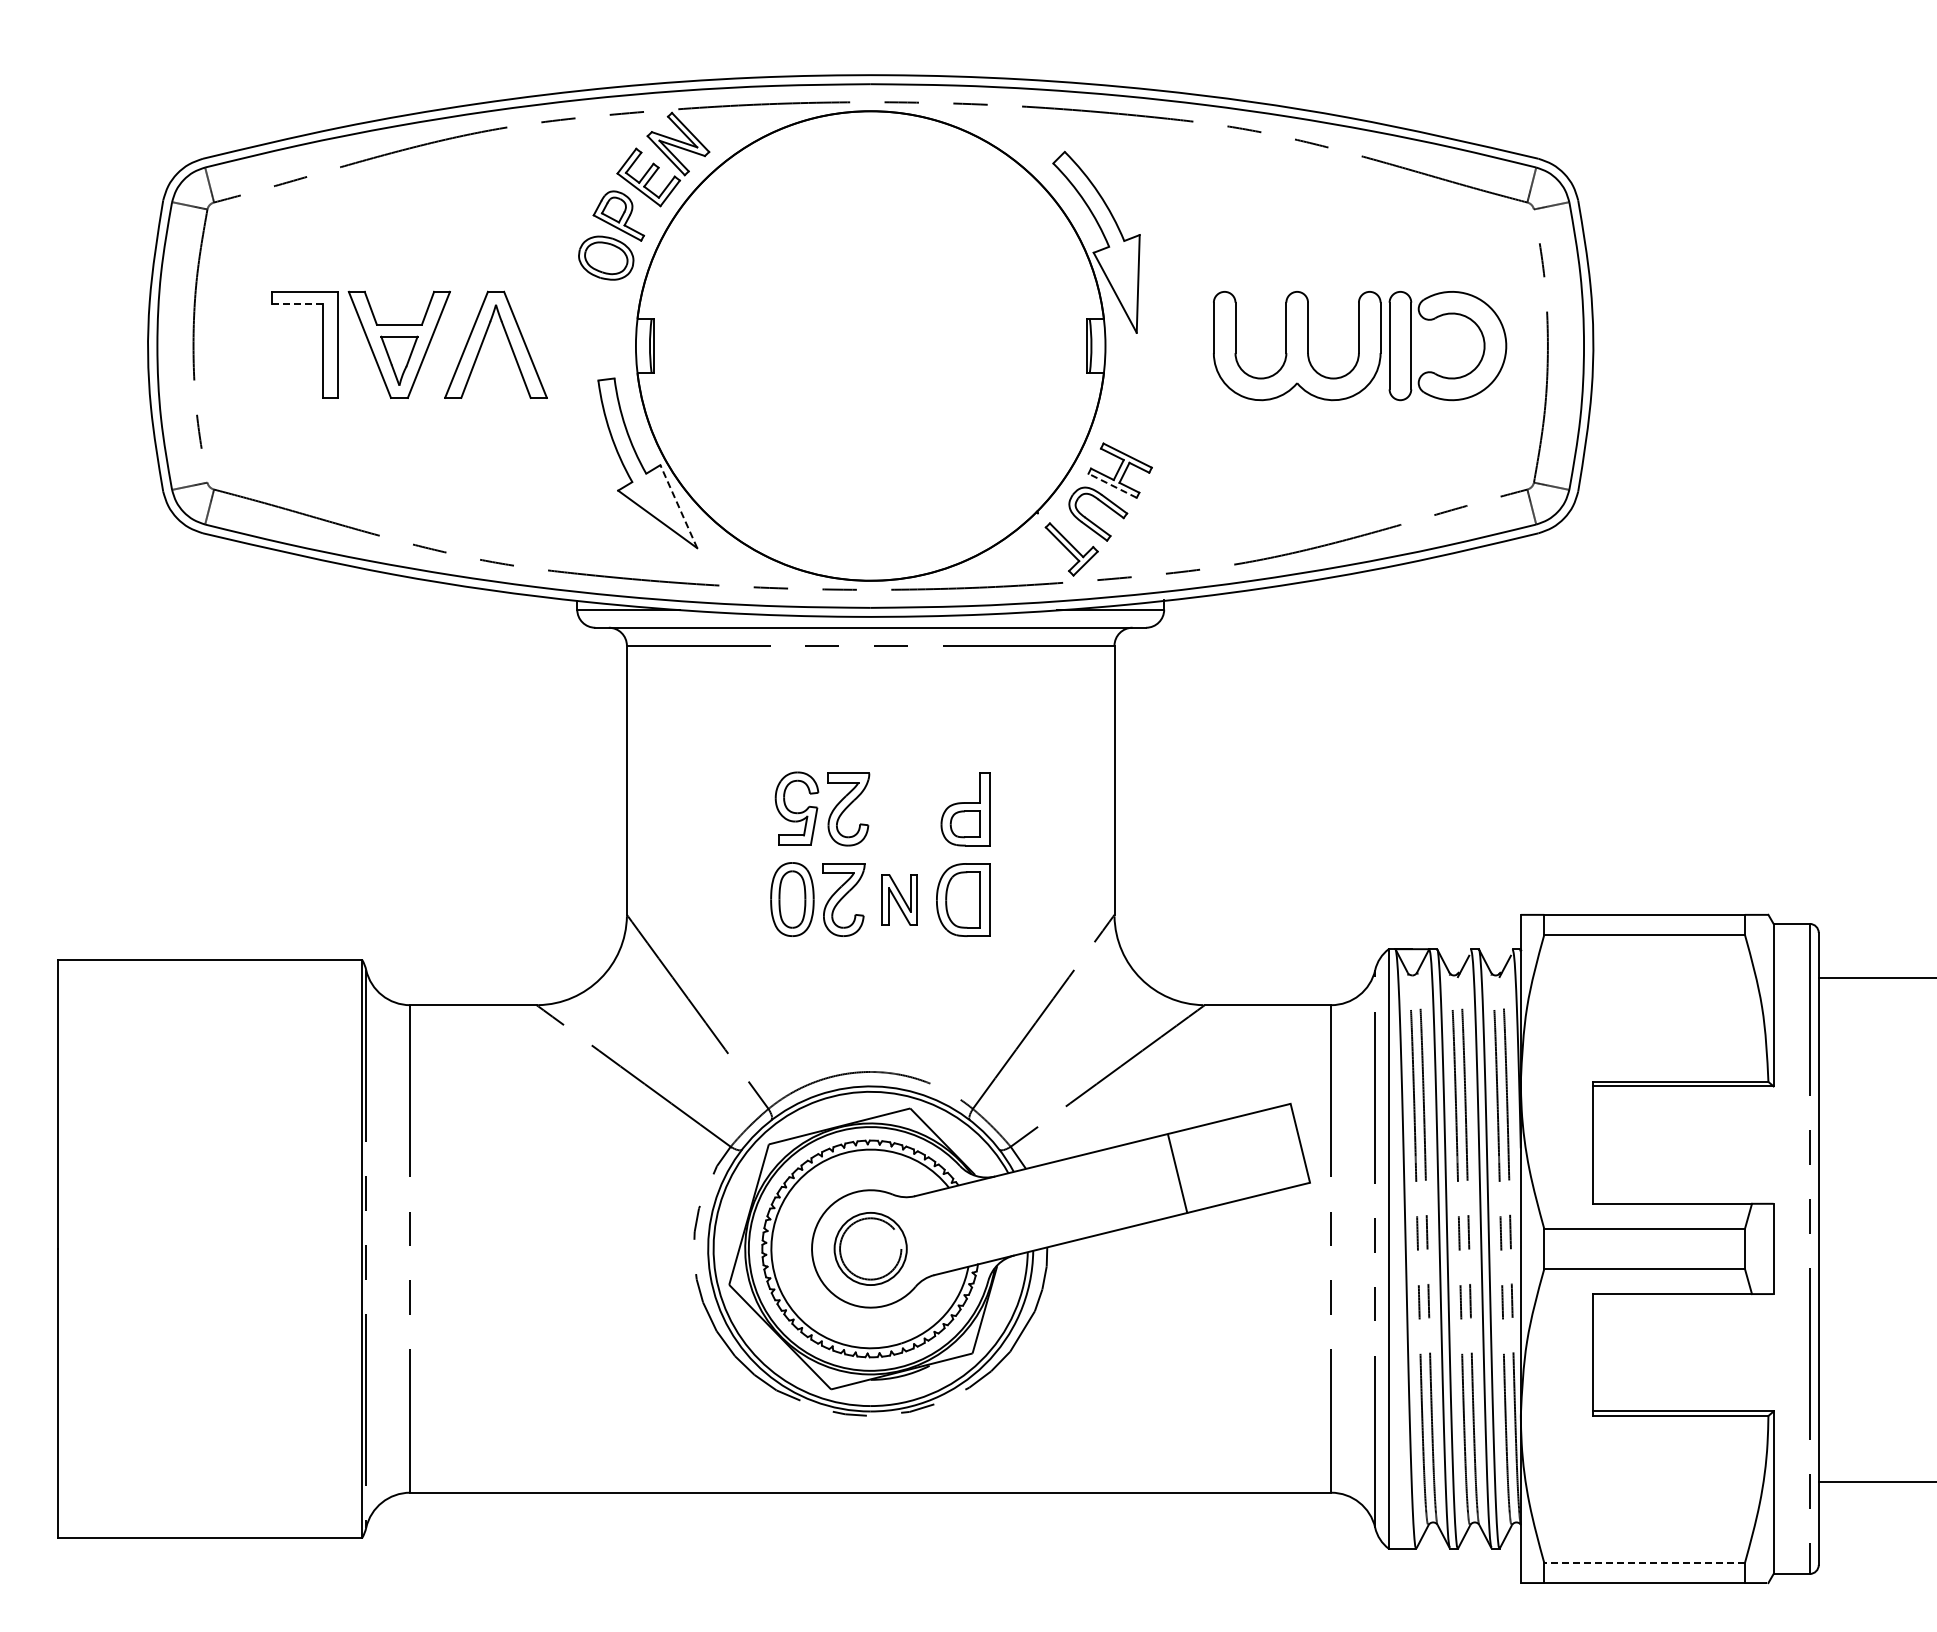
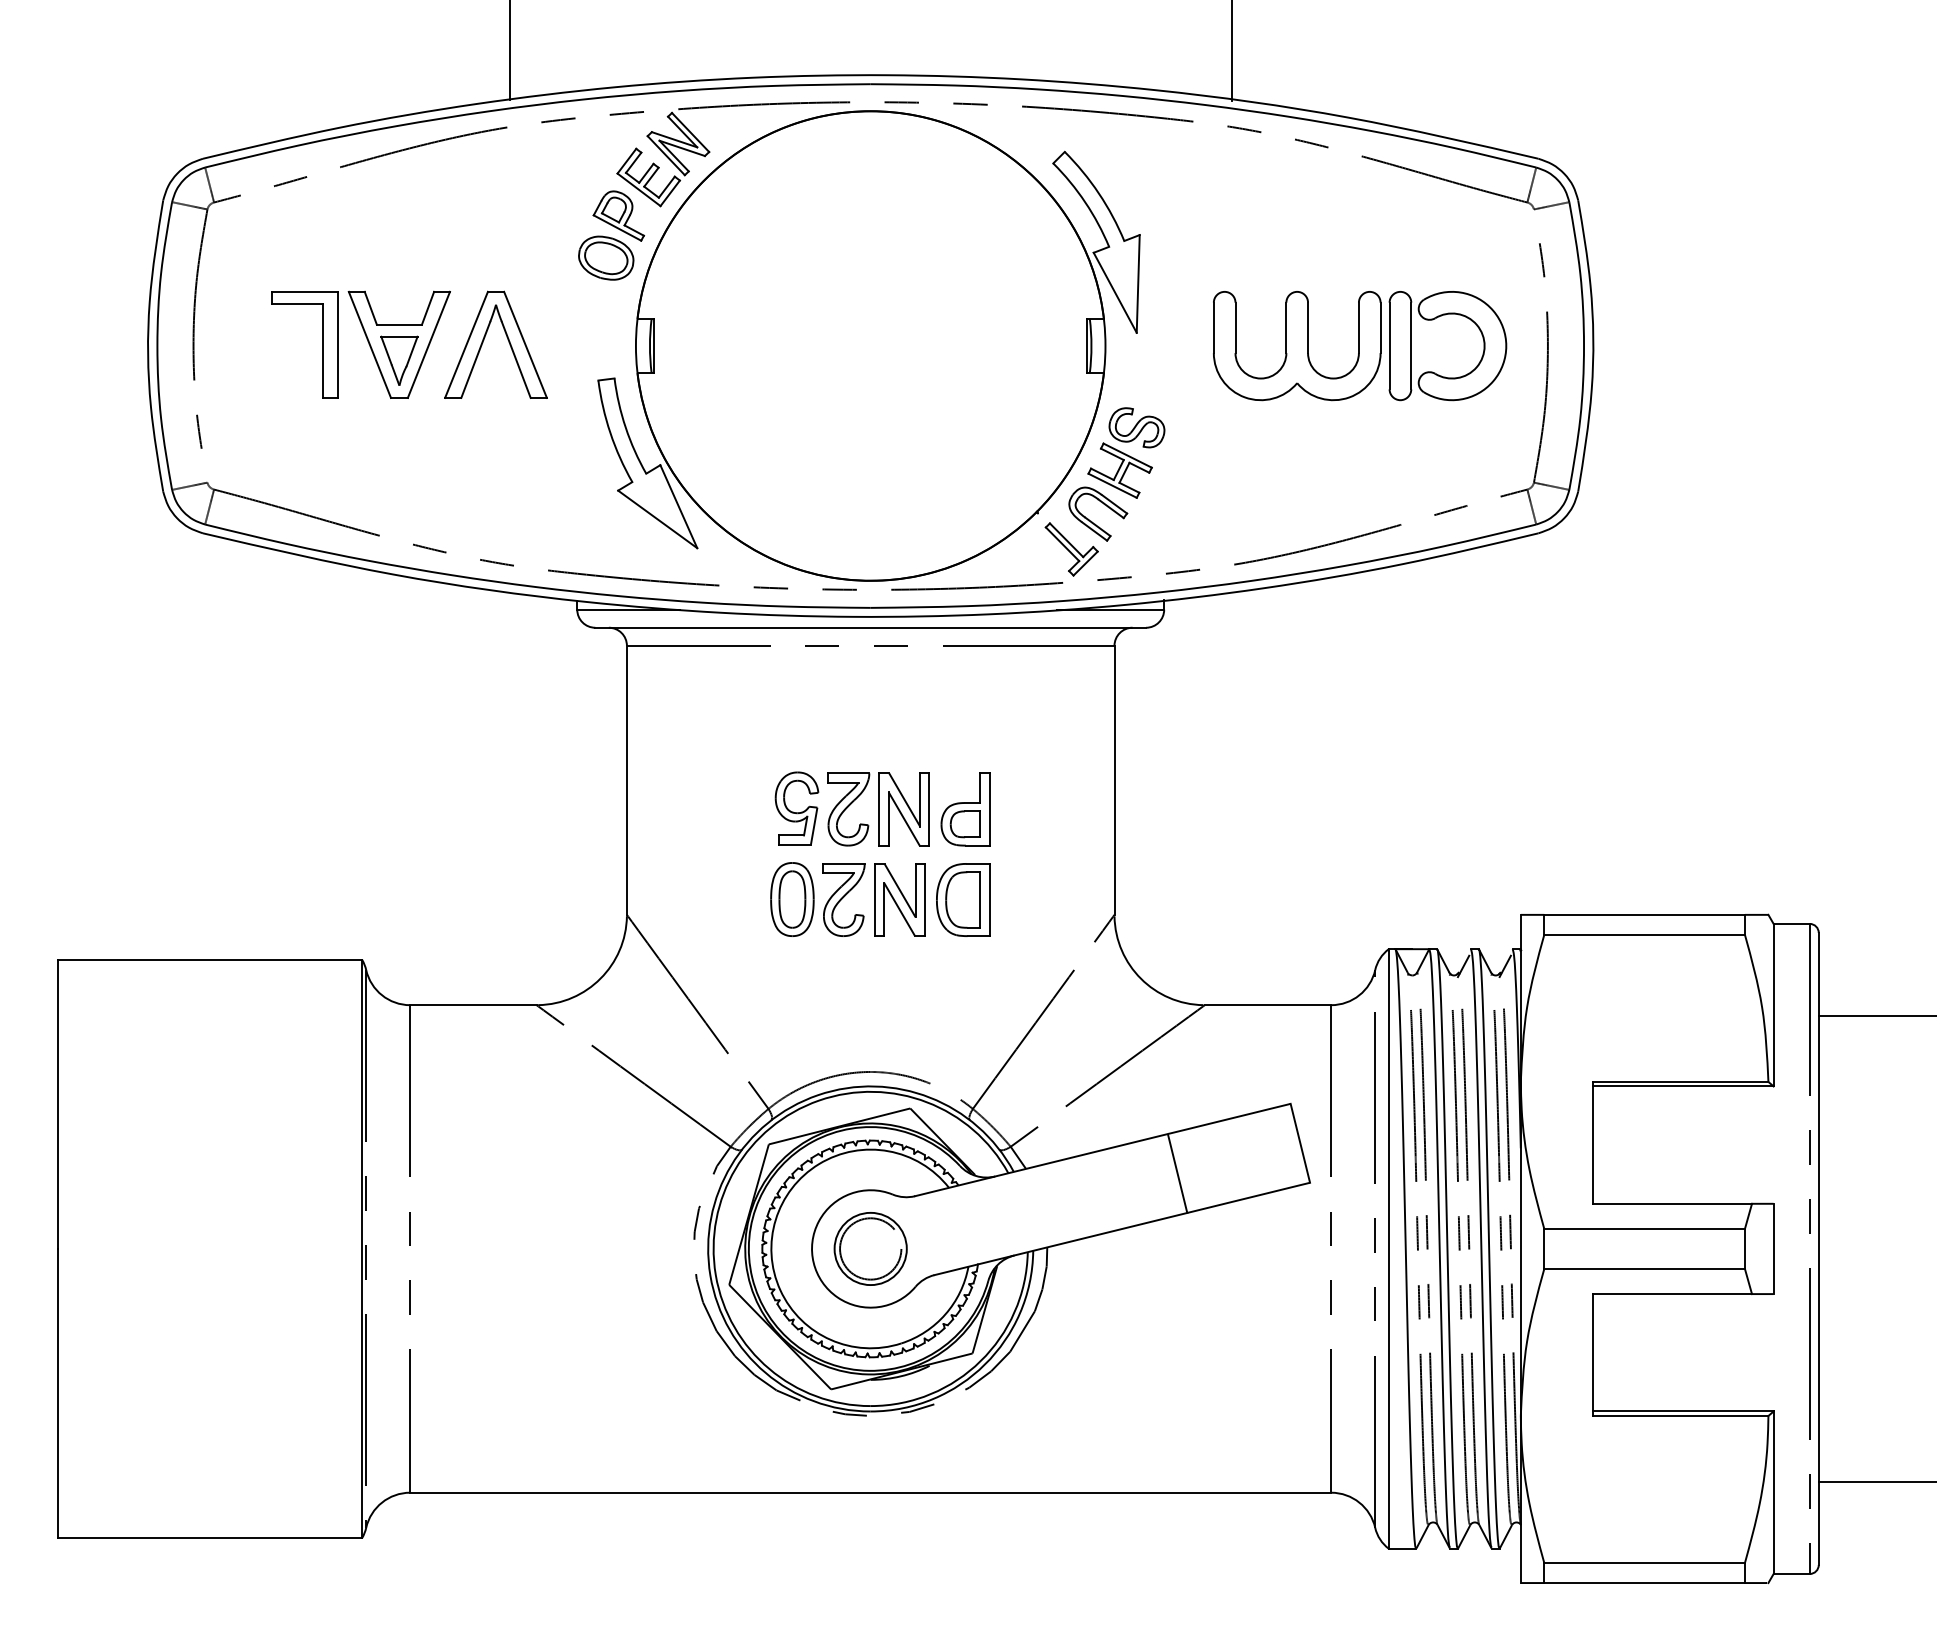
line: none -> present (509, 51)
line: none -> present (1231, 51)
line: dashed -> solid (296, 304)
part: none -> present (1136, 427)
line: dashed -> solid (1112, 485)
line: dashed -> solid (678, 506)
part: none -> present (903, 809)
part size: 37x52 px -> 52x74 px (899, 899)
line position: (1875, 978) -> (1875, 1016) (1875, 1016)
line: dashed -> solid (1644, 1562)
